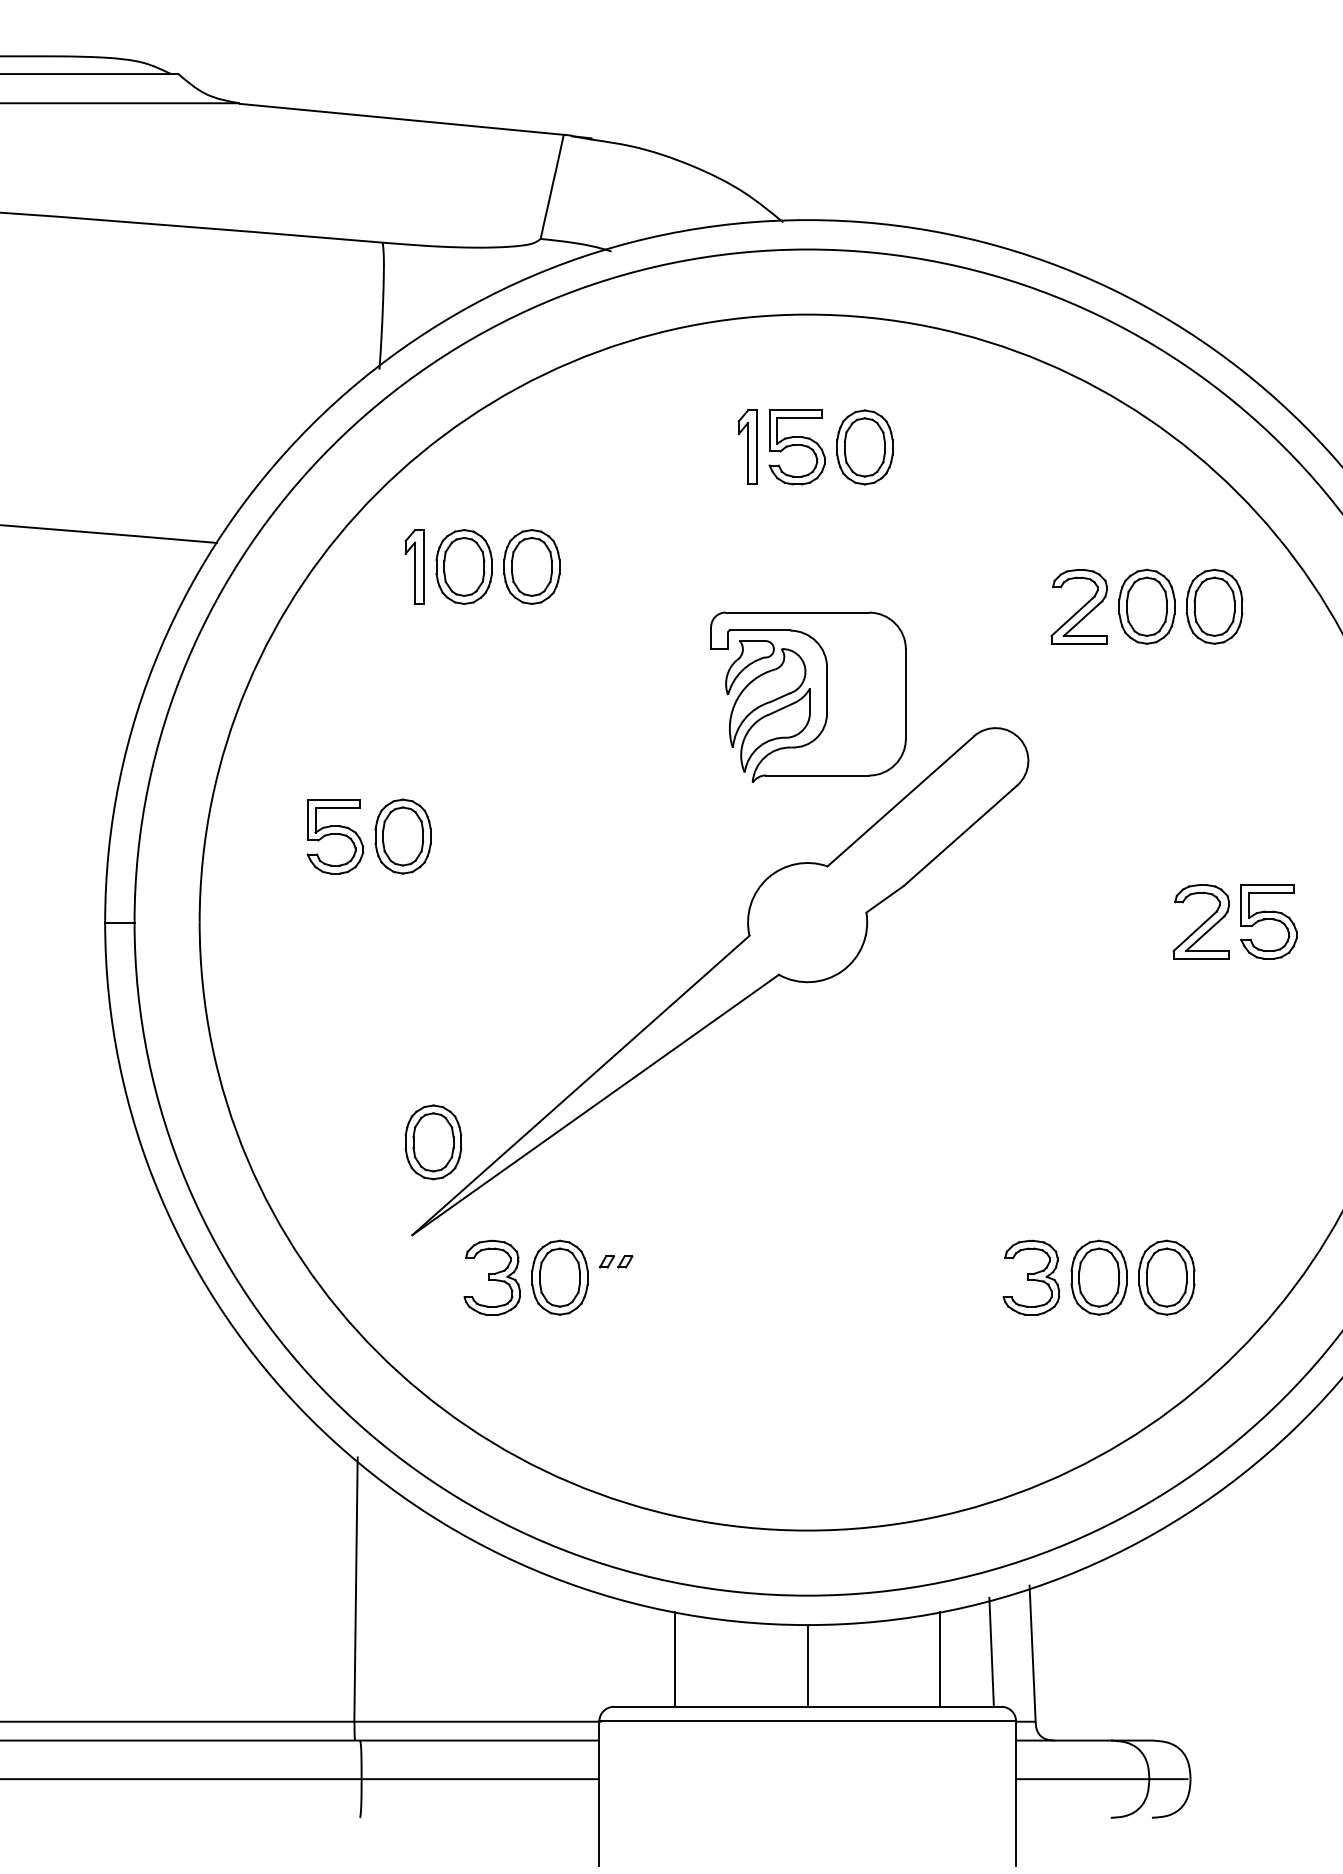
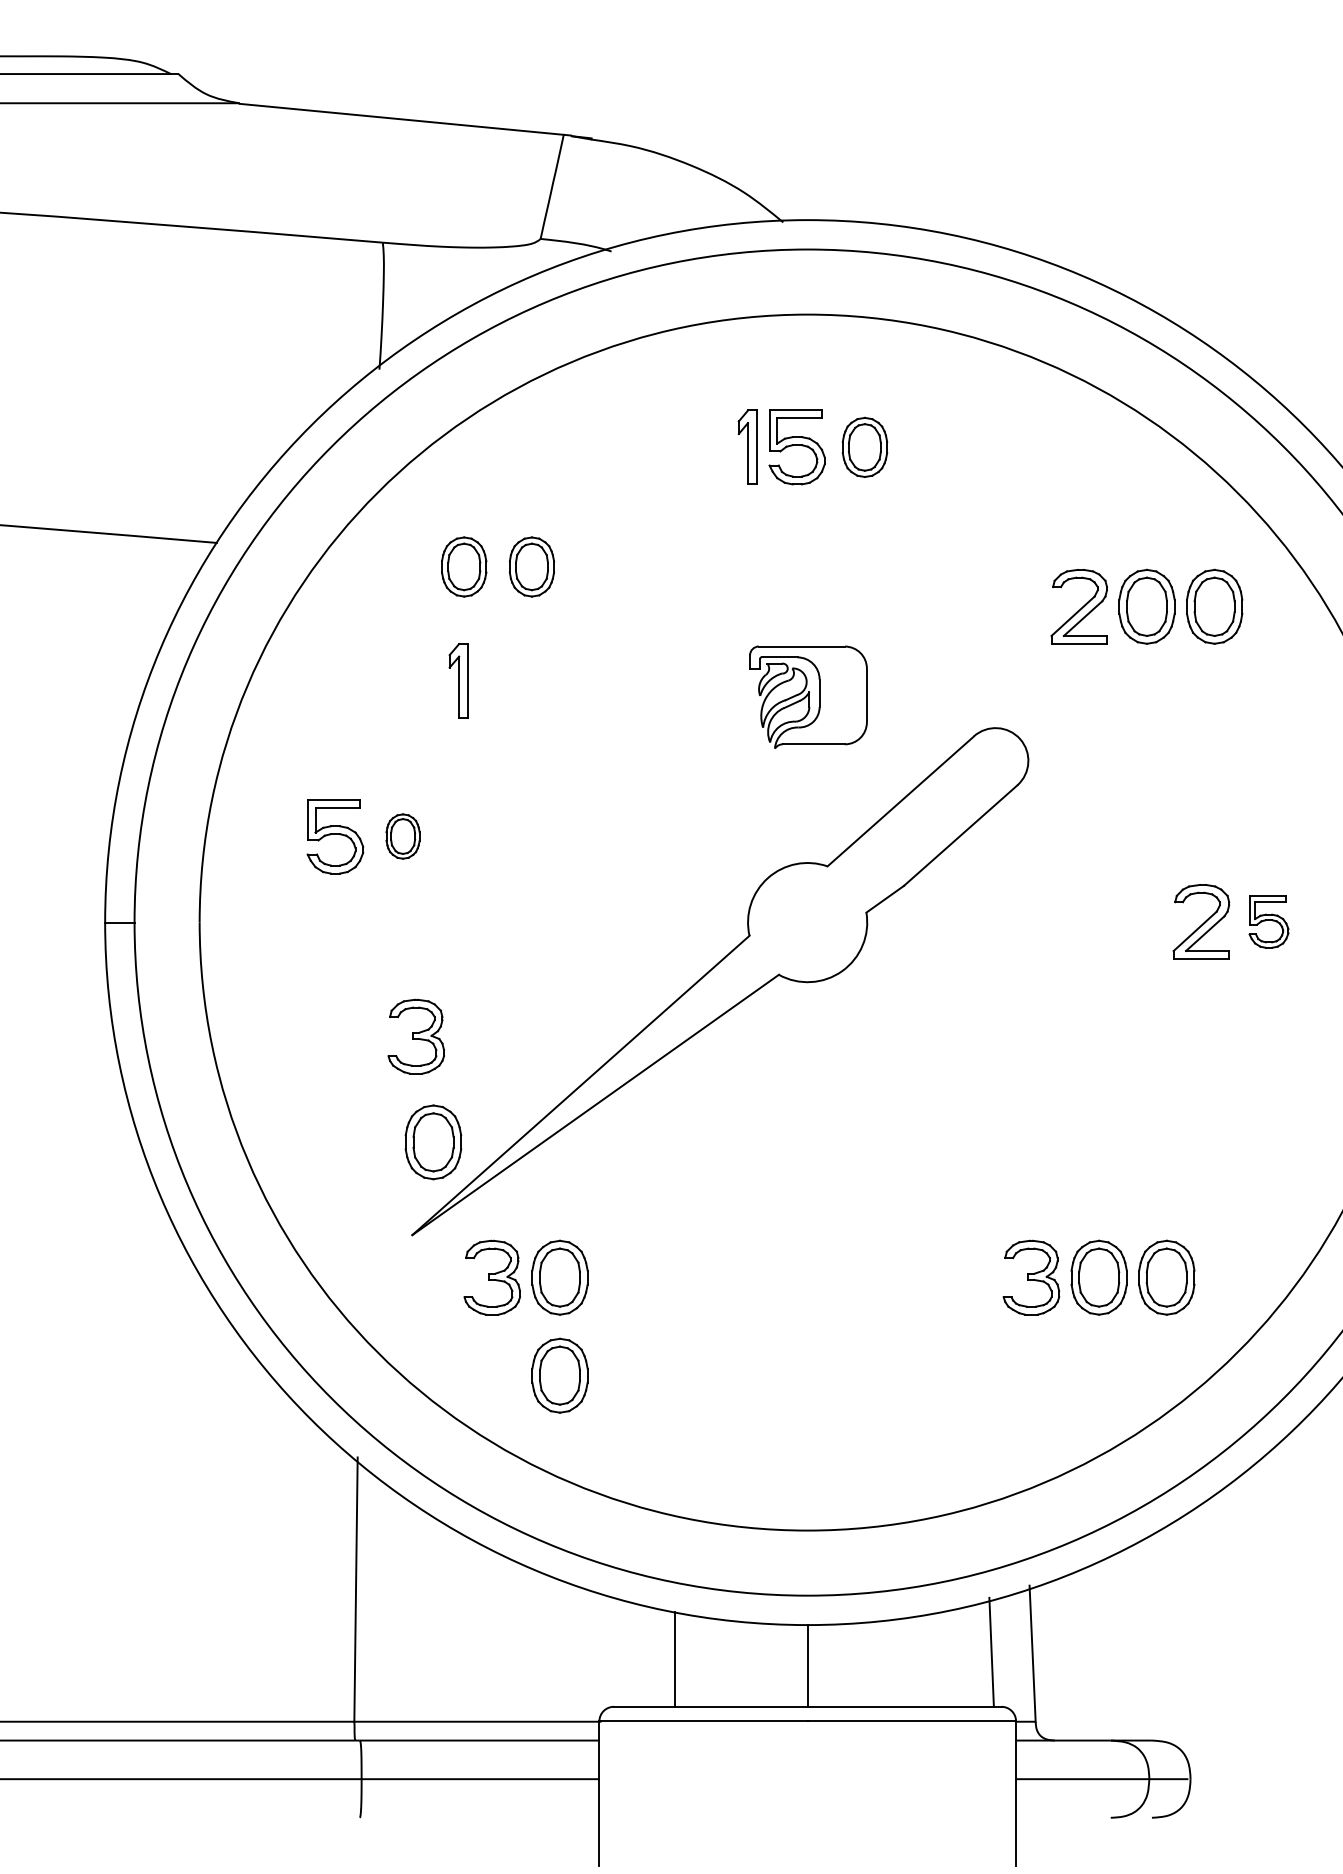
part size: 58x77 px -> 48x62 px (864, 446)
part position: (414, 566) -> (458, 680) (458, 680)
part size: 58x76 px -> 47x62 px (464, 566)
part size: 58x76 px -> 48x62 px (531, 566)
part size: 197x173 px -> 119x104 px (808, 696)
part size: 58x77 px -> 36x47 px (402, 836)
part size: 58x76 px -> 42x54 px (1268, 921)
part: none -> present (415, 1036)
part: present -> none (616, 1261)
part: none -> present (559, 1375)
line: present -> none (939, 1659)
